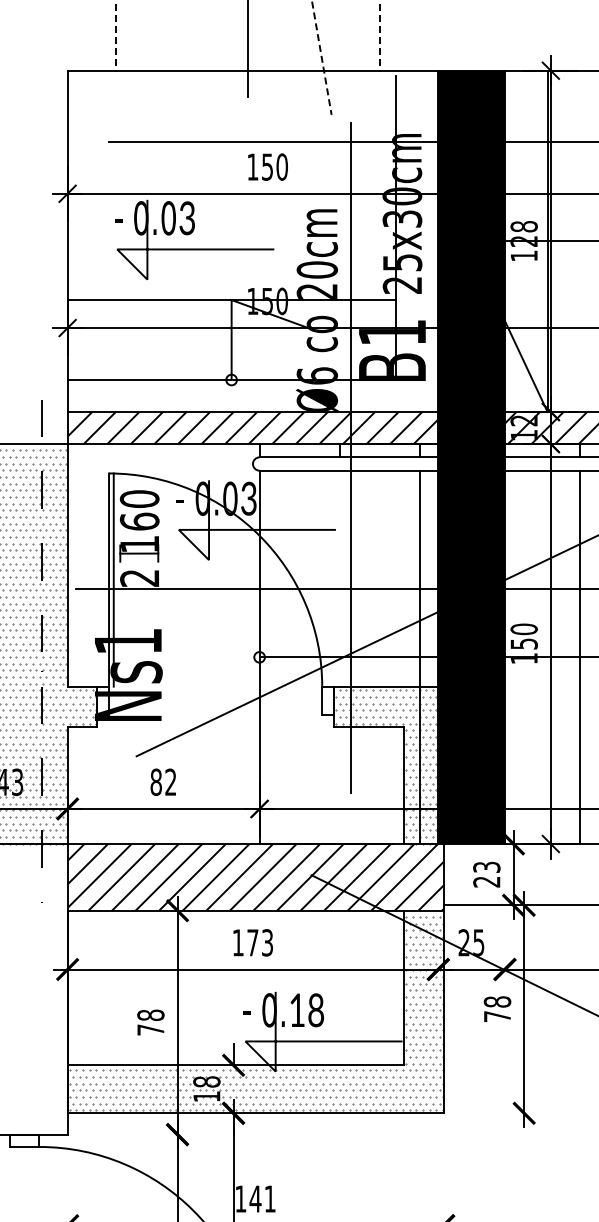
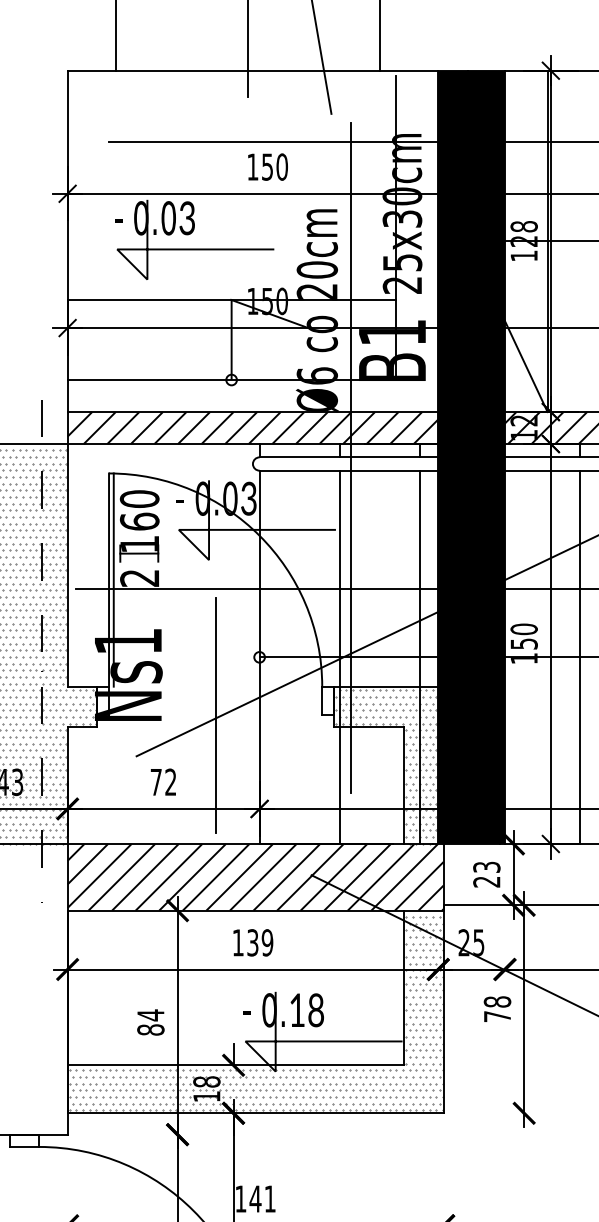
line: dashed -> solid (115, 35)
line: dashed -> solid (379, 35)
line: dashed -> solid (321, 57)
line: none -> present (339, 657)
line: none -> present (215, 714)
text: 82 -> 72 (155, 782)
text: 173 -> 139 (260, 942)
text: 78 -> 84 (150, 1022)
